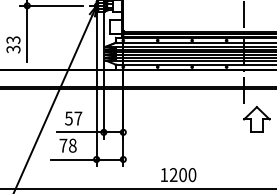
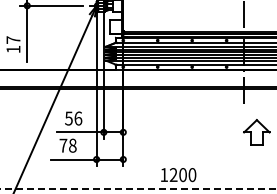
text: 33 -> 17 (13, 44)
text: 57 -> 56 (78, 118)
part position: (256, 119) -> (256, 132) (256, 132)
line: solid -> dashed (138, 188)
